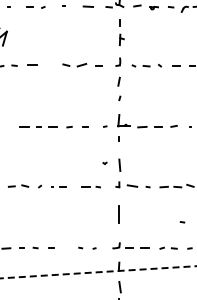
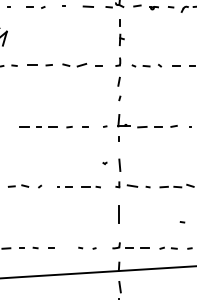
line: none -> present (48, 65)
line position: (59, 186) -> (65, 186) (65, 186)
arc: dashed -> solid (98, 272)
